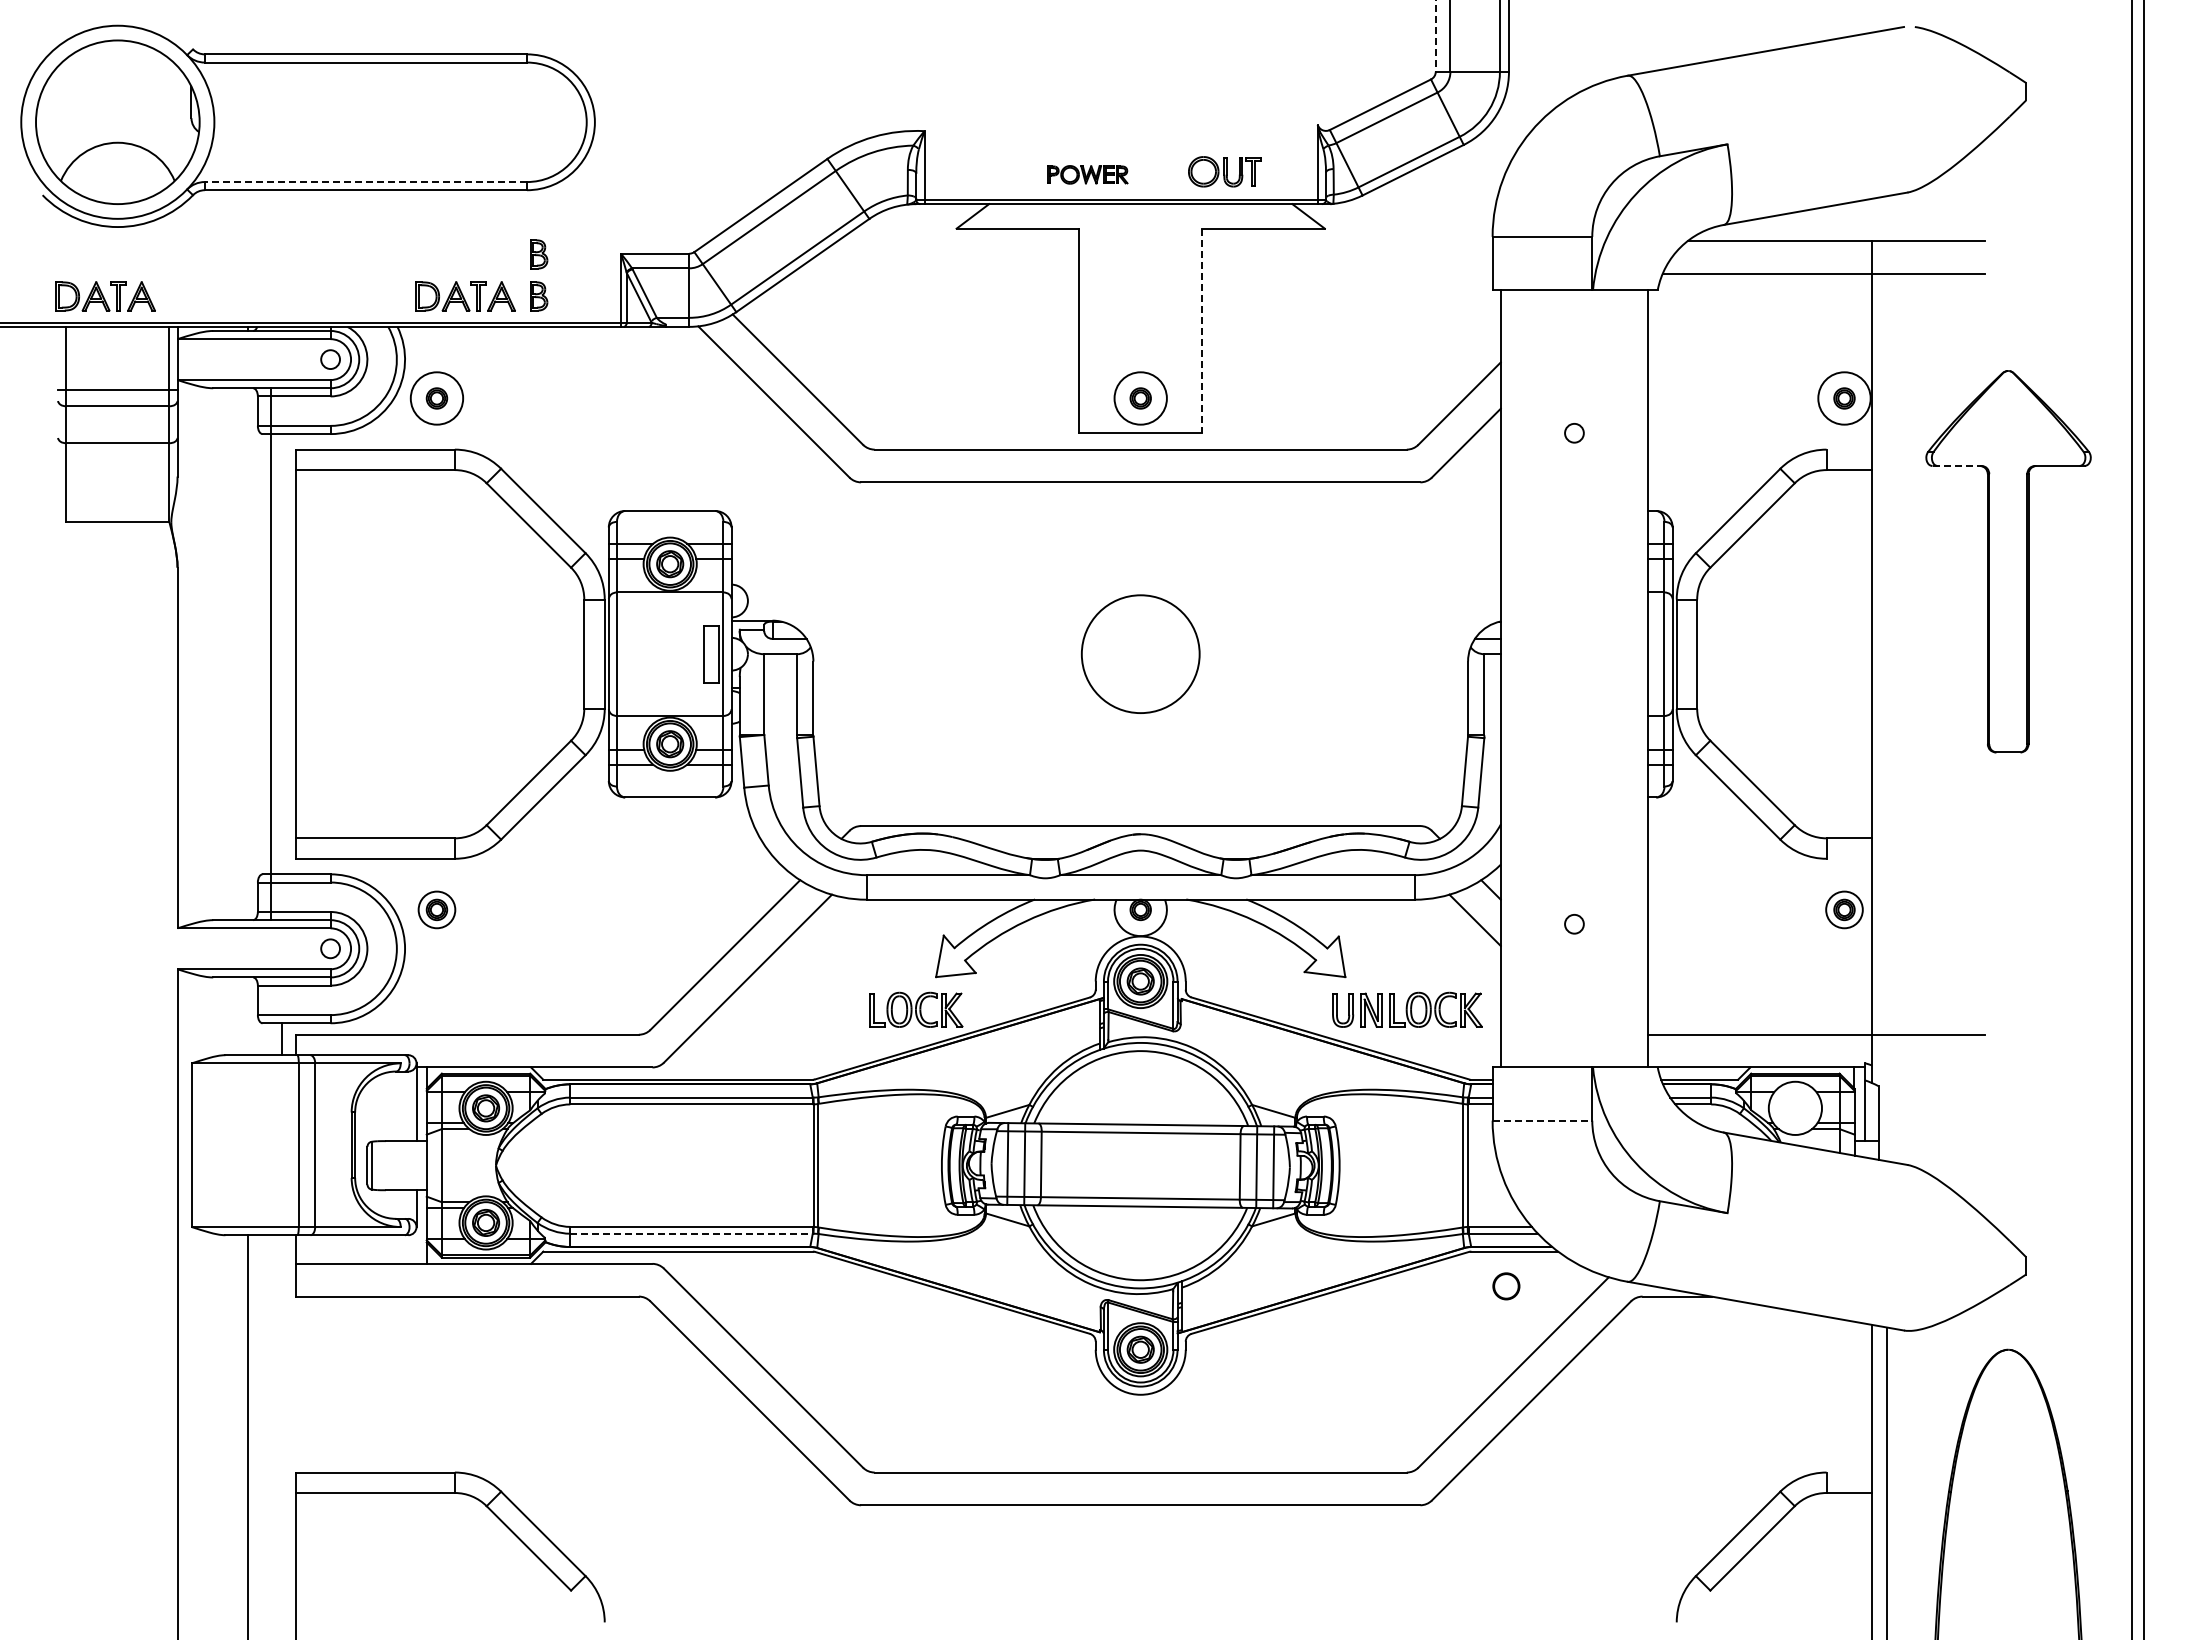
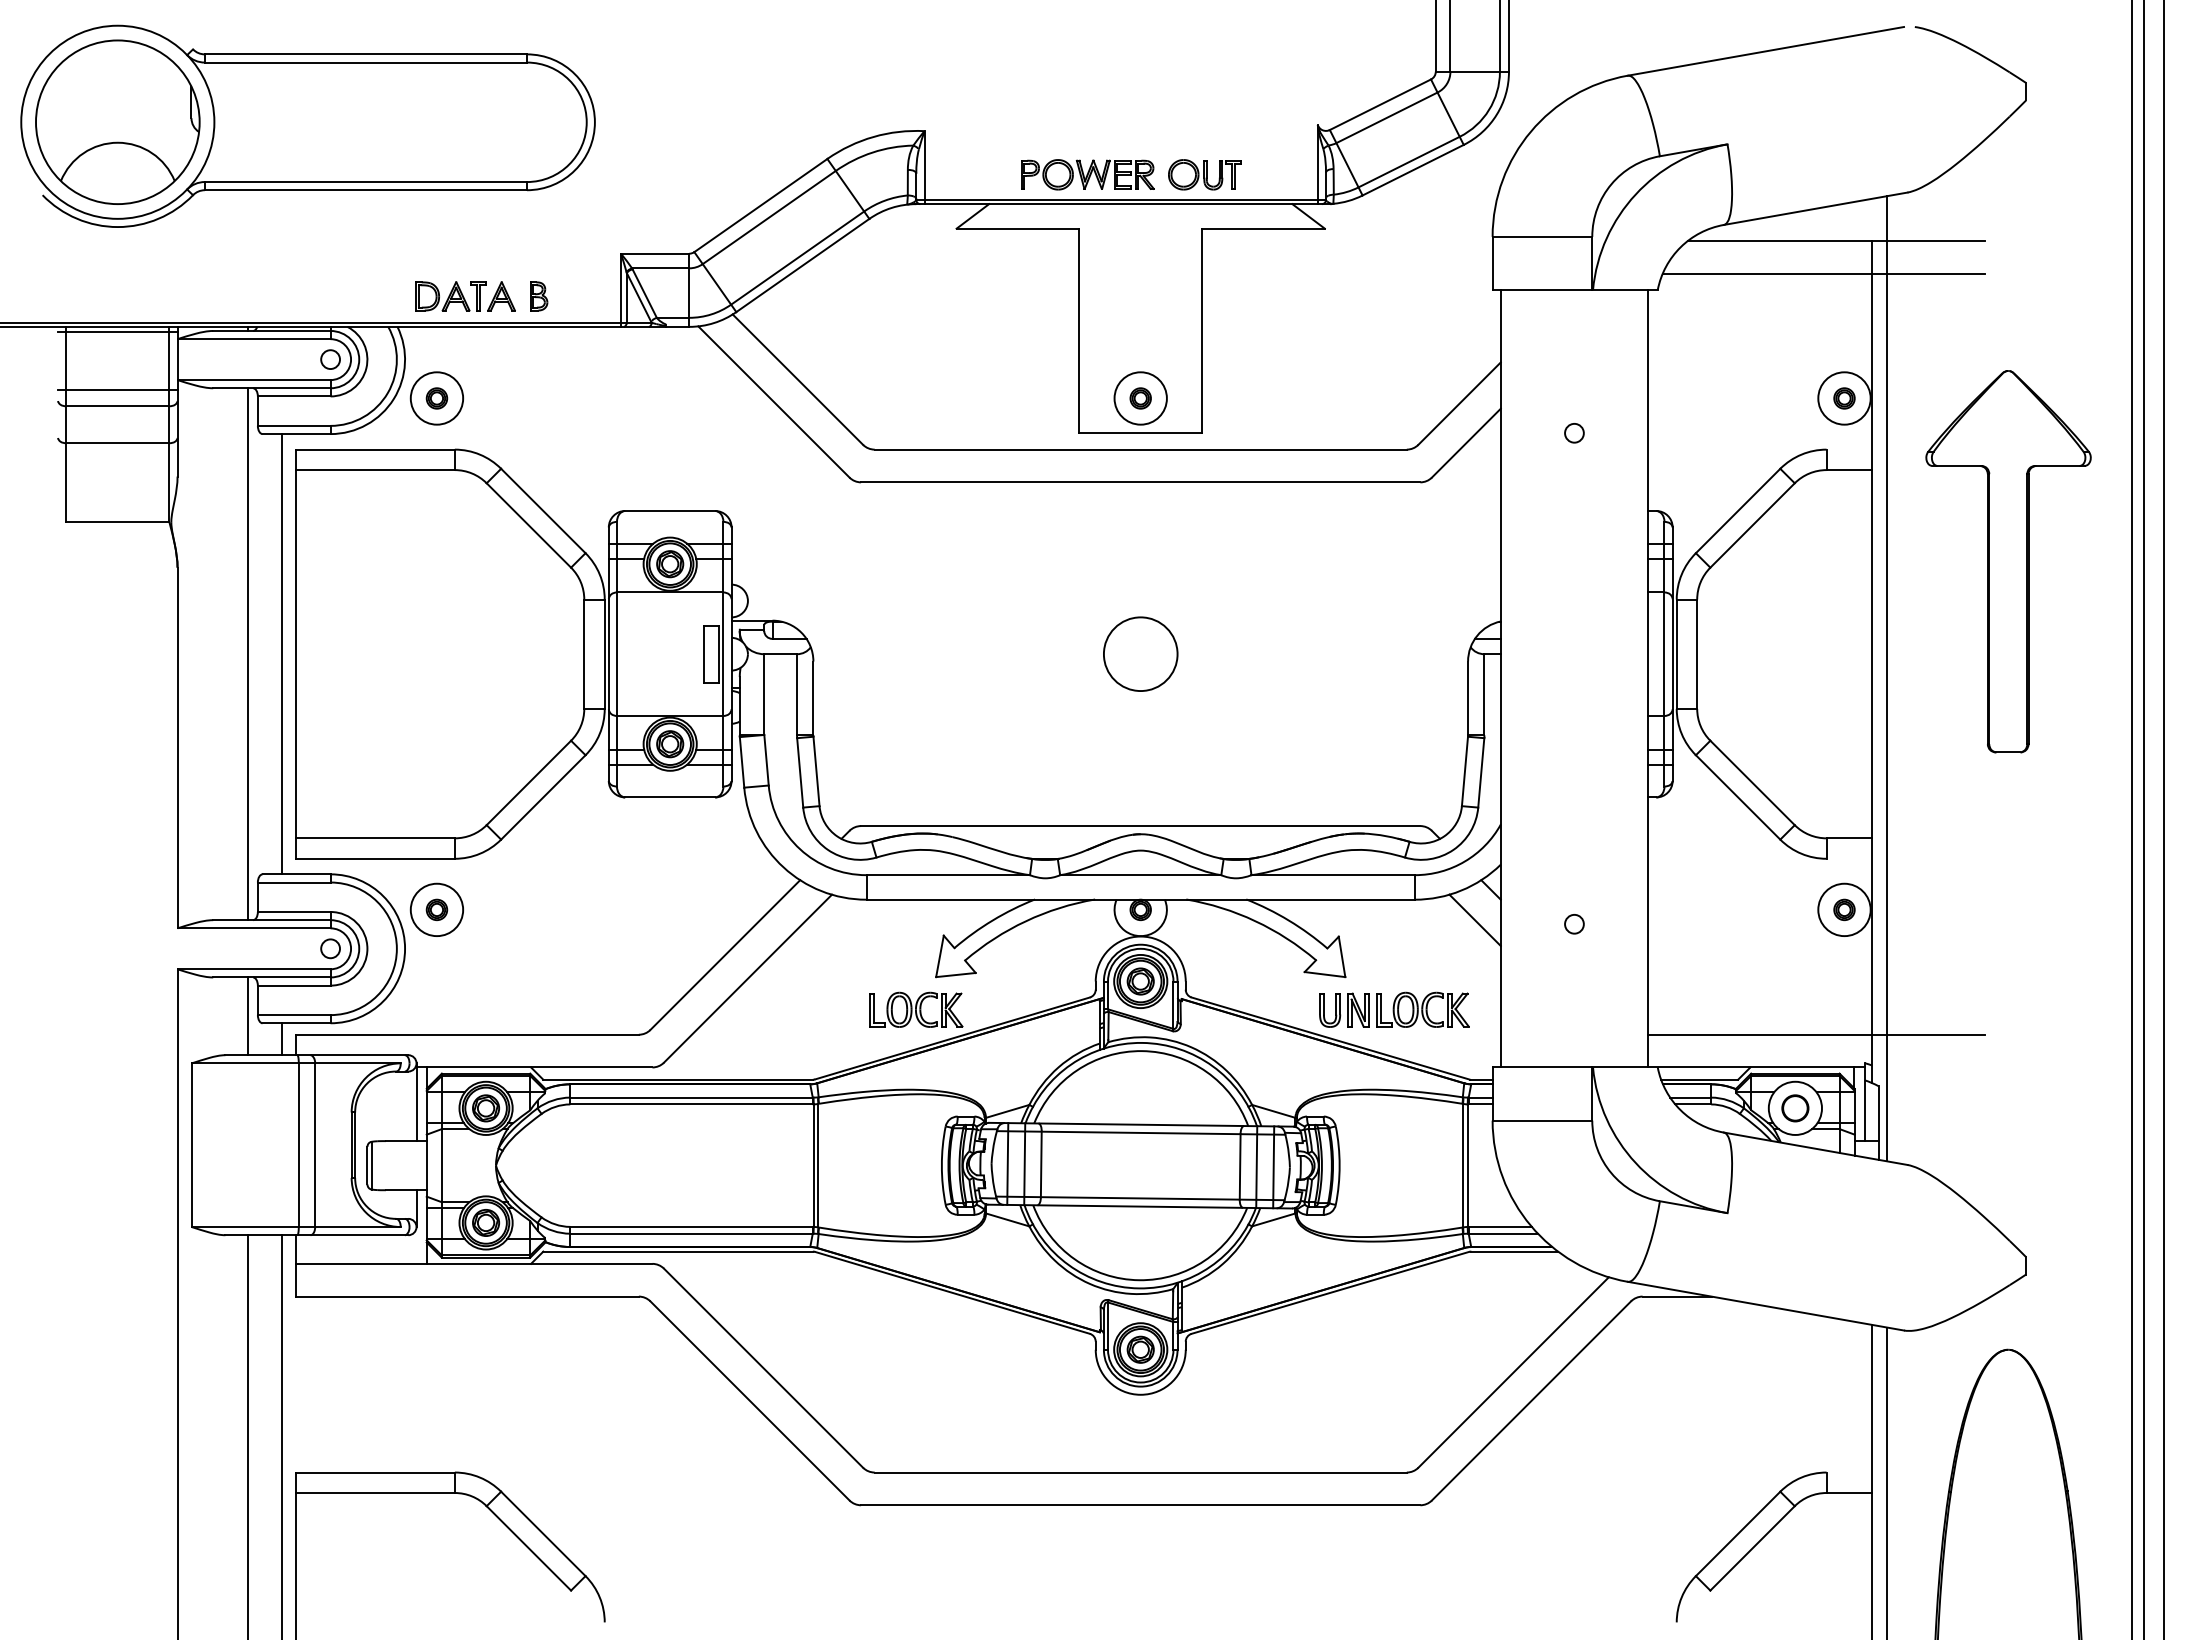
line: dashed -> solid (1435, 35)
part position: (1224, 171) -> (1204, 174) (1204, 174)
part size: 82x20 px -> 134x32 px (1087, 174)
line: dashed -> solid (365, 182)
part: present -> none (539, 254)
part: present -> none (105, 296)
line: none -> present (117, 331)
line: dashed -> solid (1202, 331)
line: dashed -> solid (1957, 466)
line position: (271, 654) -> (248, 654) (248, 654)
line: none -> present (281, 654)
circle diameter: 118 px -> 74 px (1140, 654)
line: none -> present (1887, 678)
line: none -> present (2163, 819)
circle diameter: 37 px -> 52 px (436, 909)
circle diameter: 37 px -> 52 px (1844, 909)
part position: (1407, 1009) -> (1394, 1009) (1394, 1009)
line: none -> present (248, 1016)
line: dashed -> solid (1542, 1120)
line: dashed -> solid (692, 1233)
circle position: (1506, 1286) -> (1795, 1108) (1795, 1108)
line: none -> present (281, 1435)
